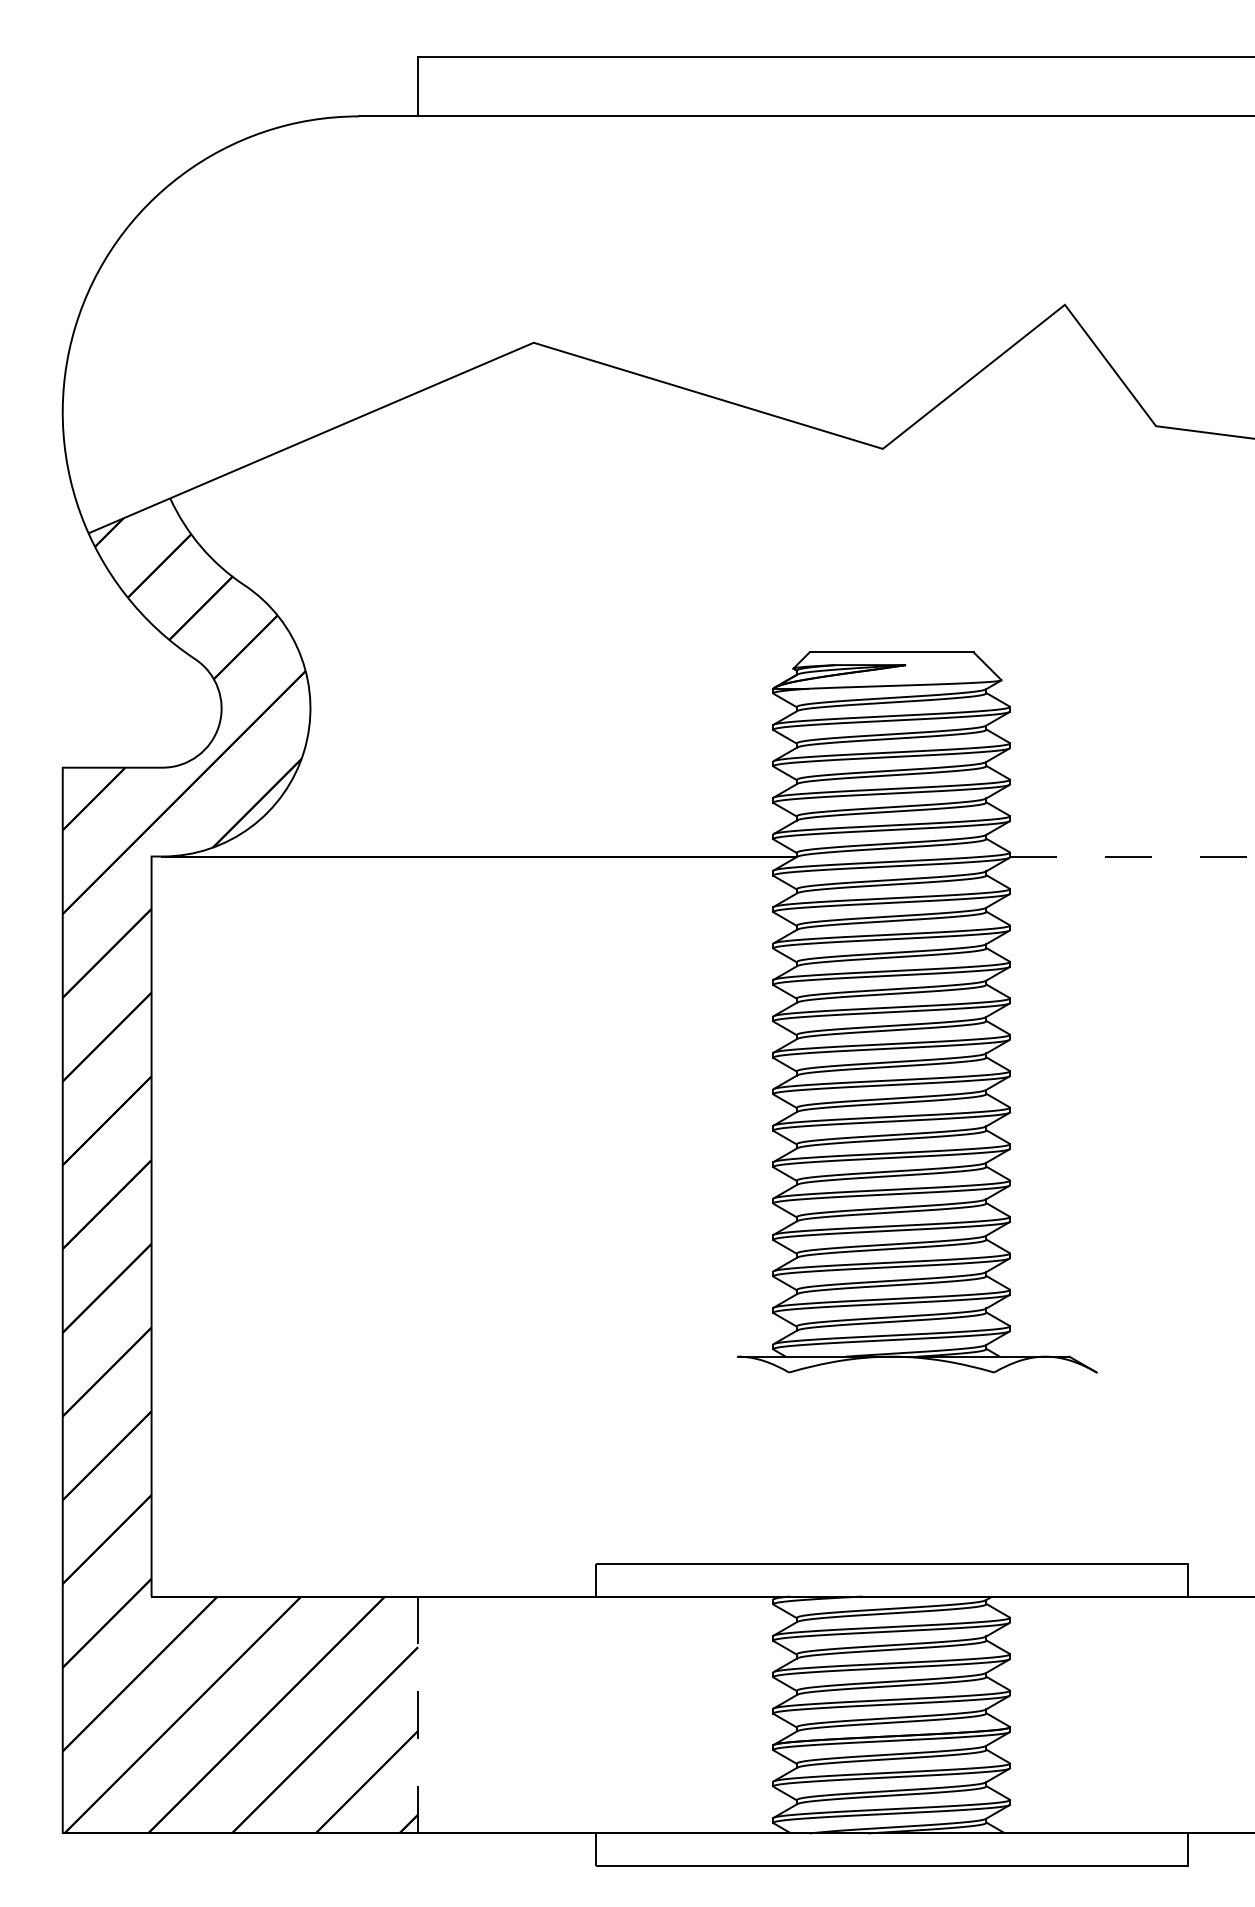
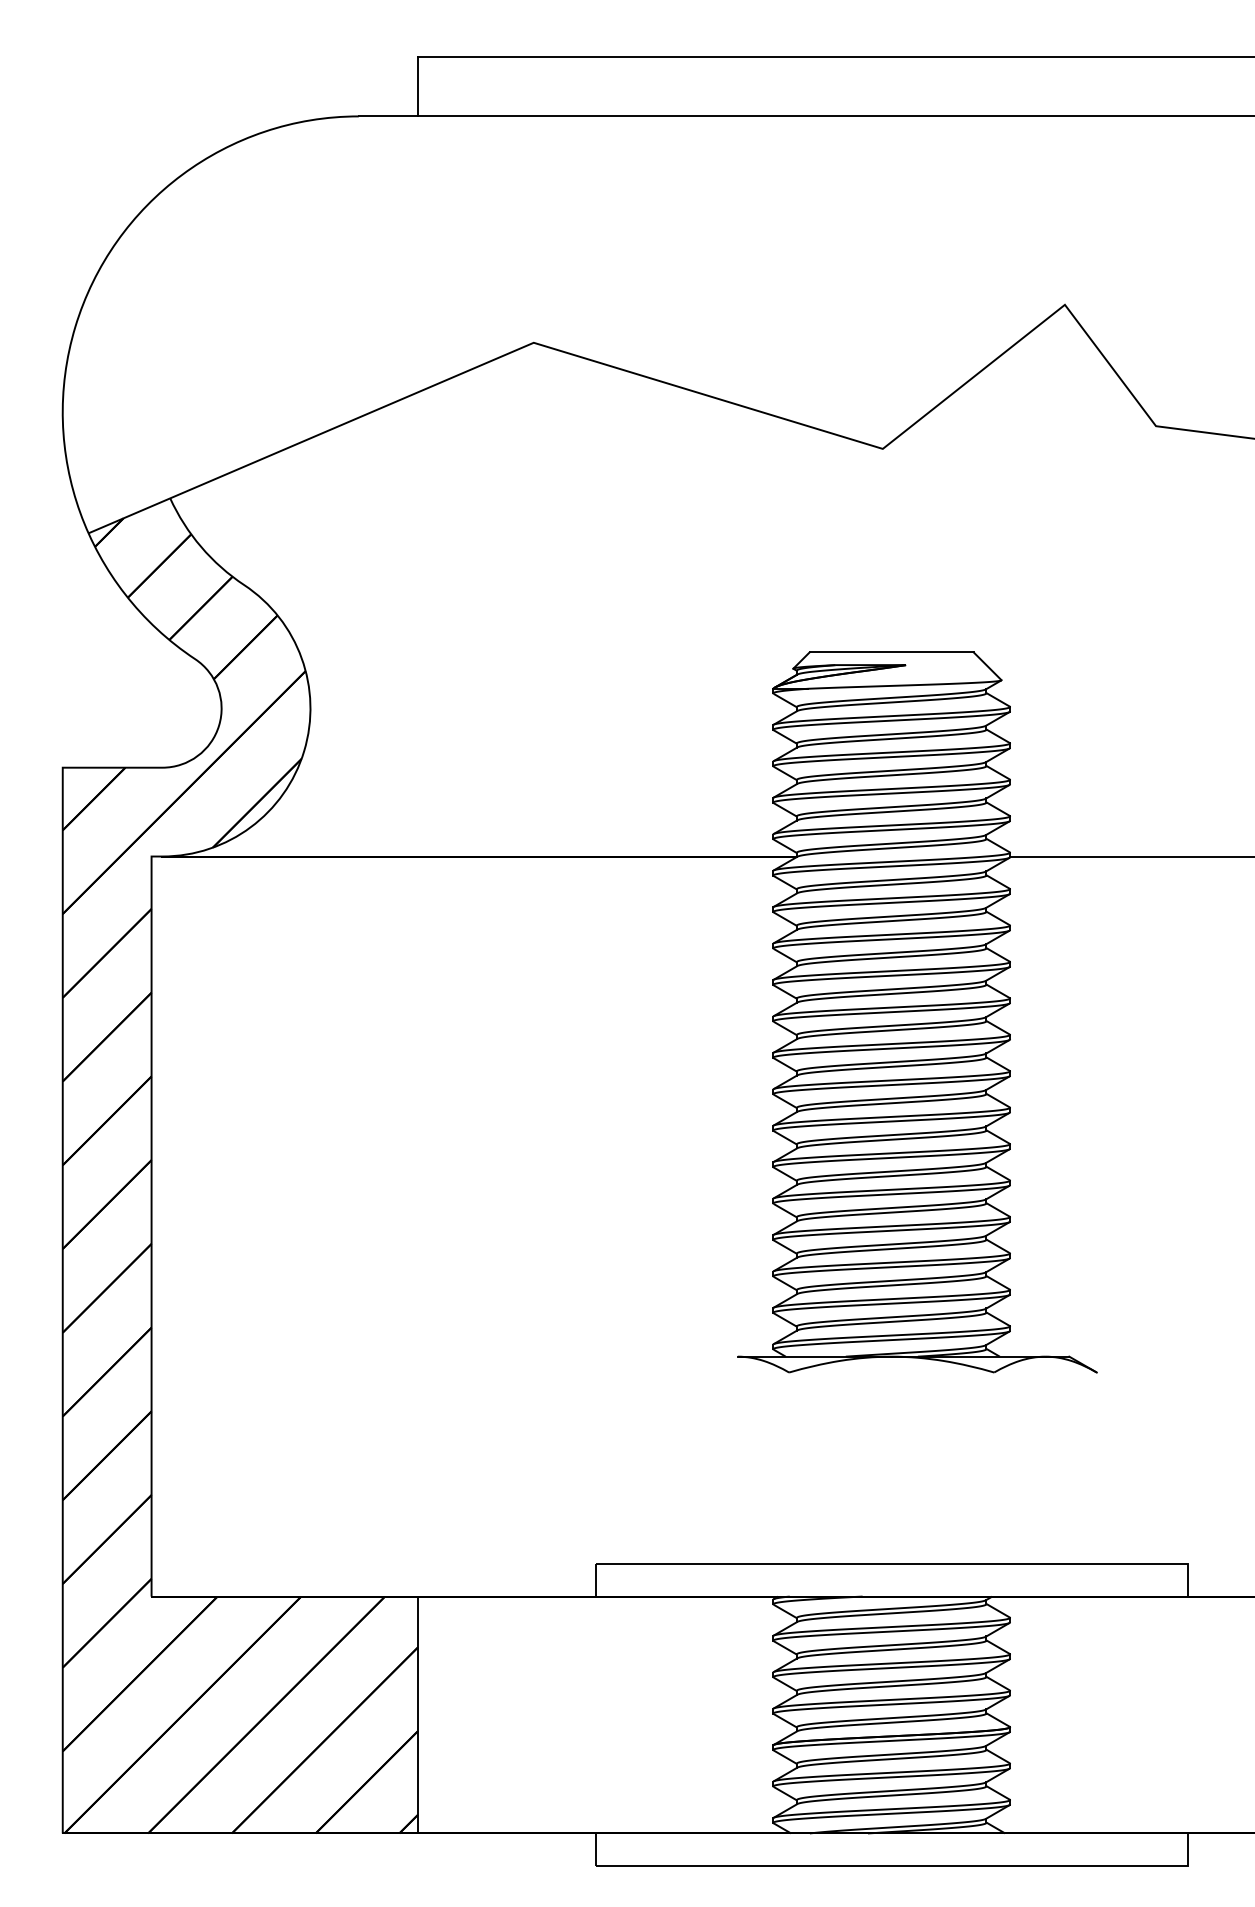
line: dashed -> solid (1132, 856)
line: dashed -> solid (418, 1714)
